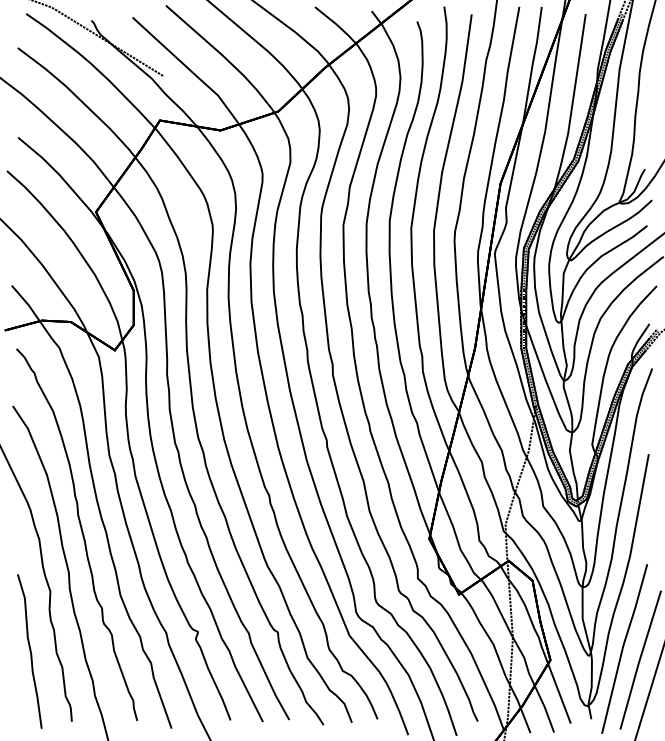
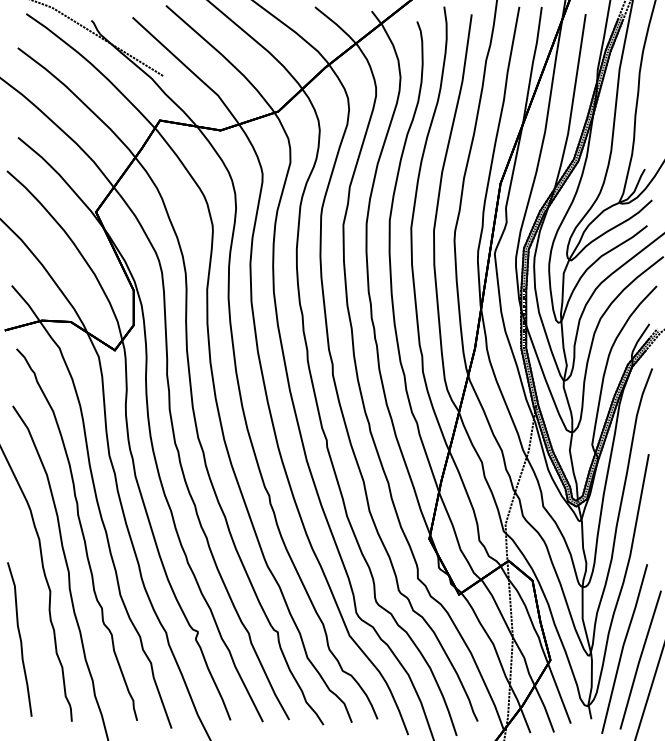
part position: (29, 651) -> (19, 639) (19, 639)
